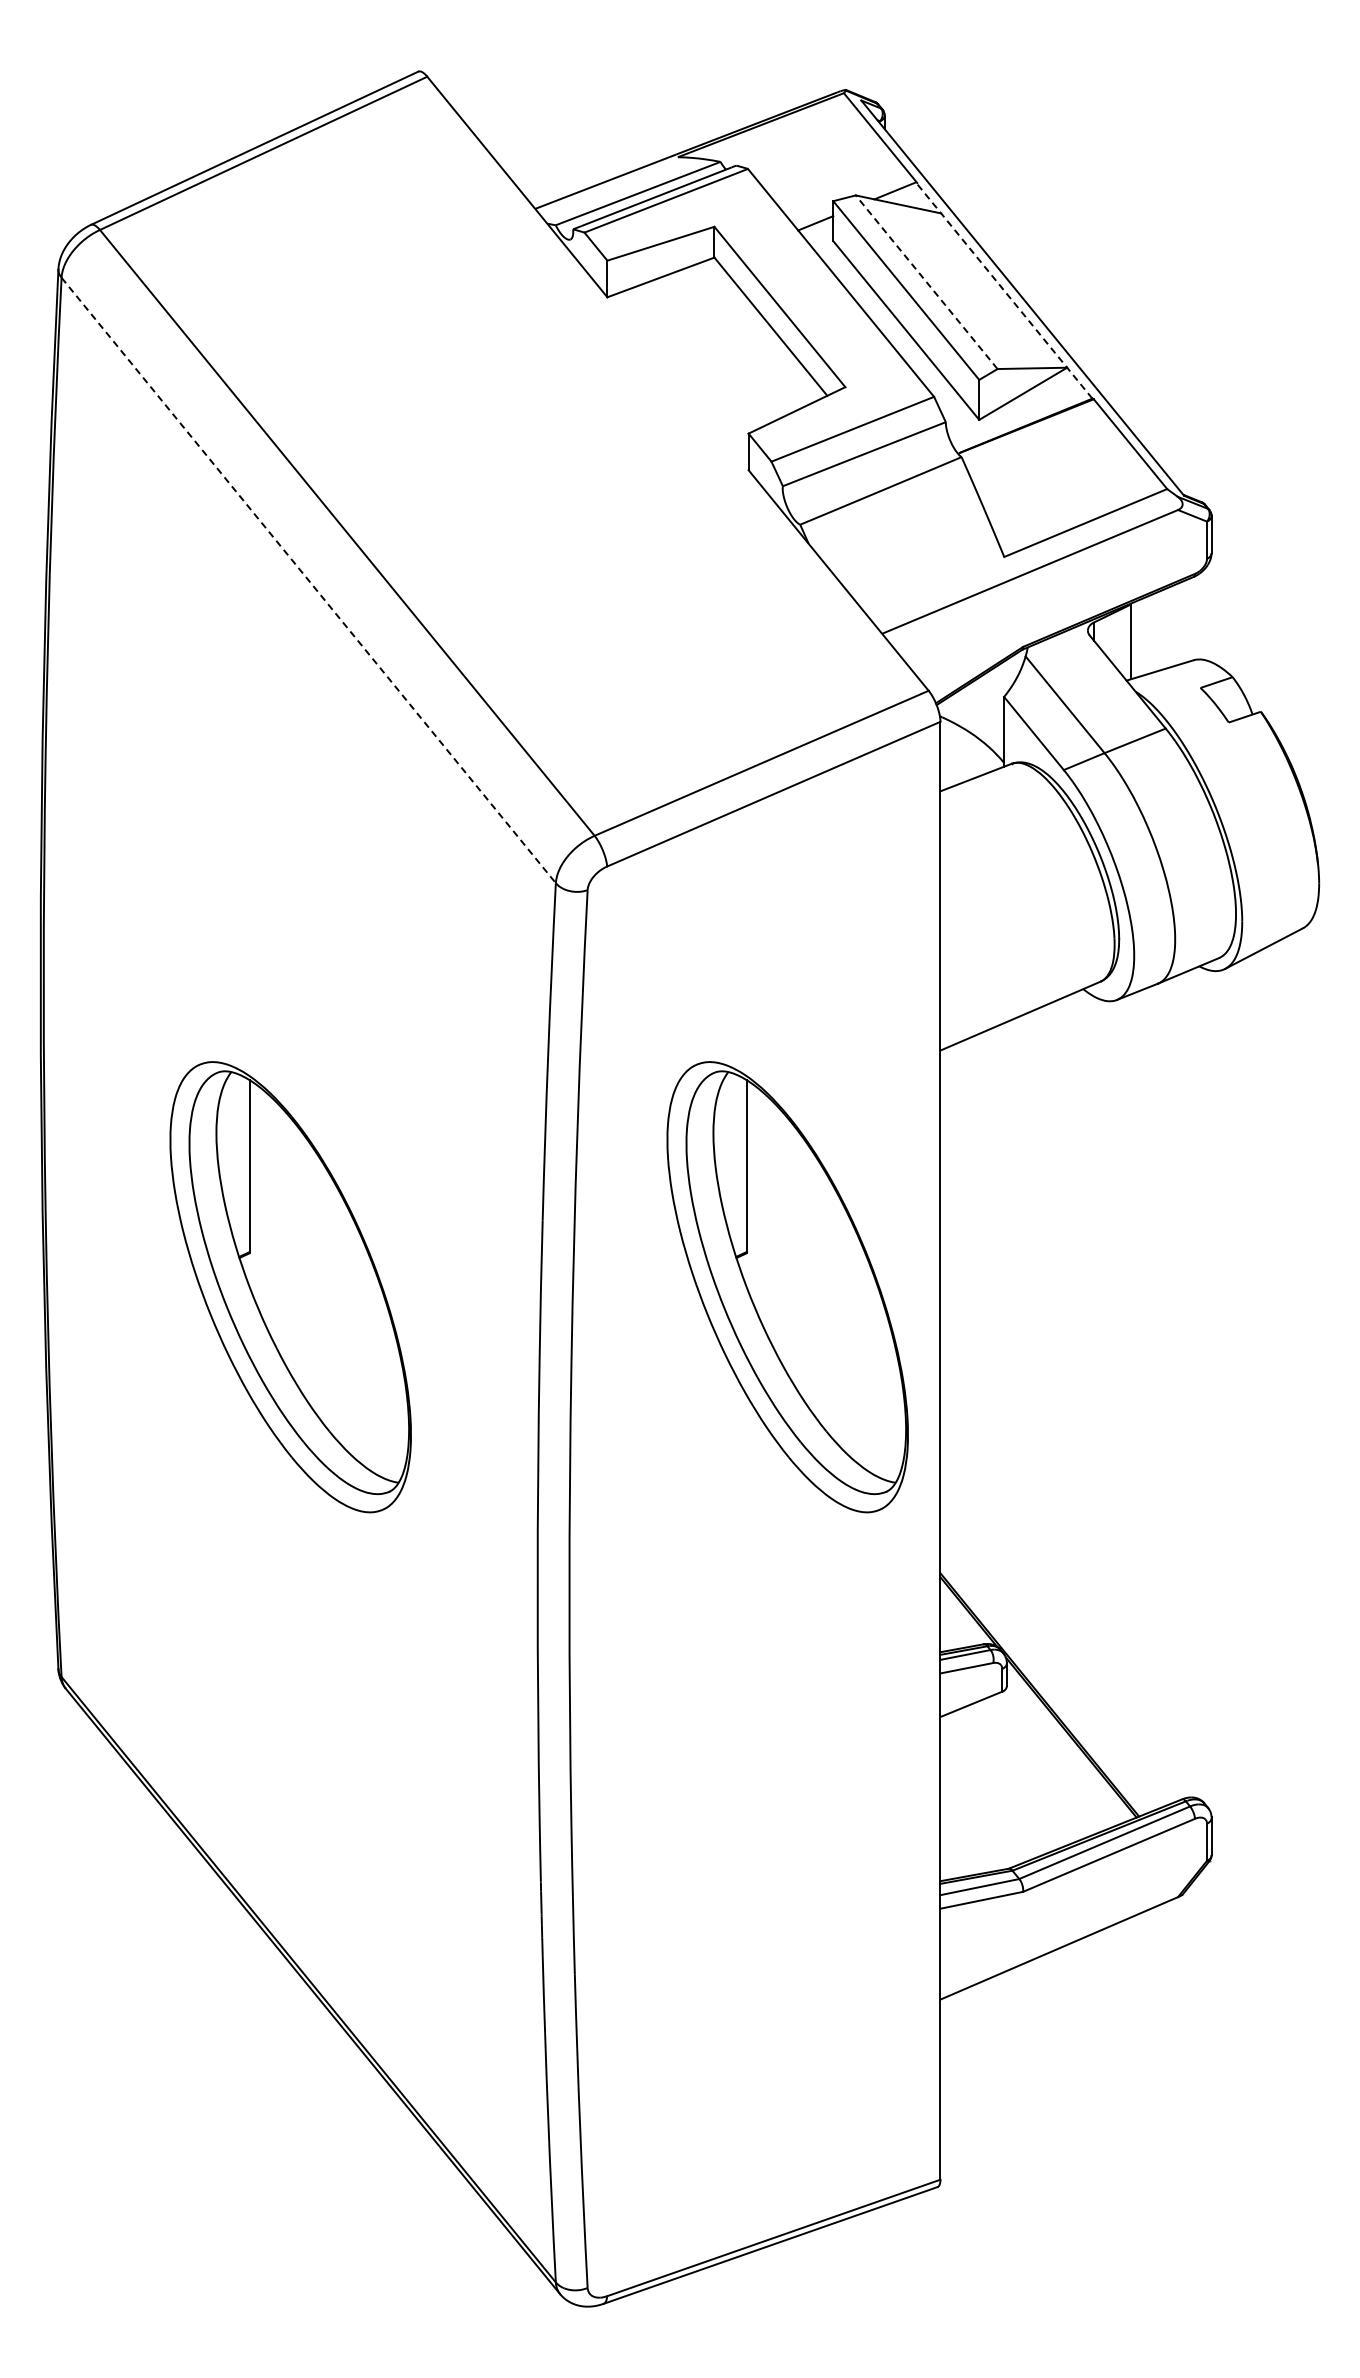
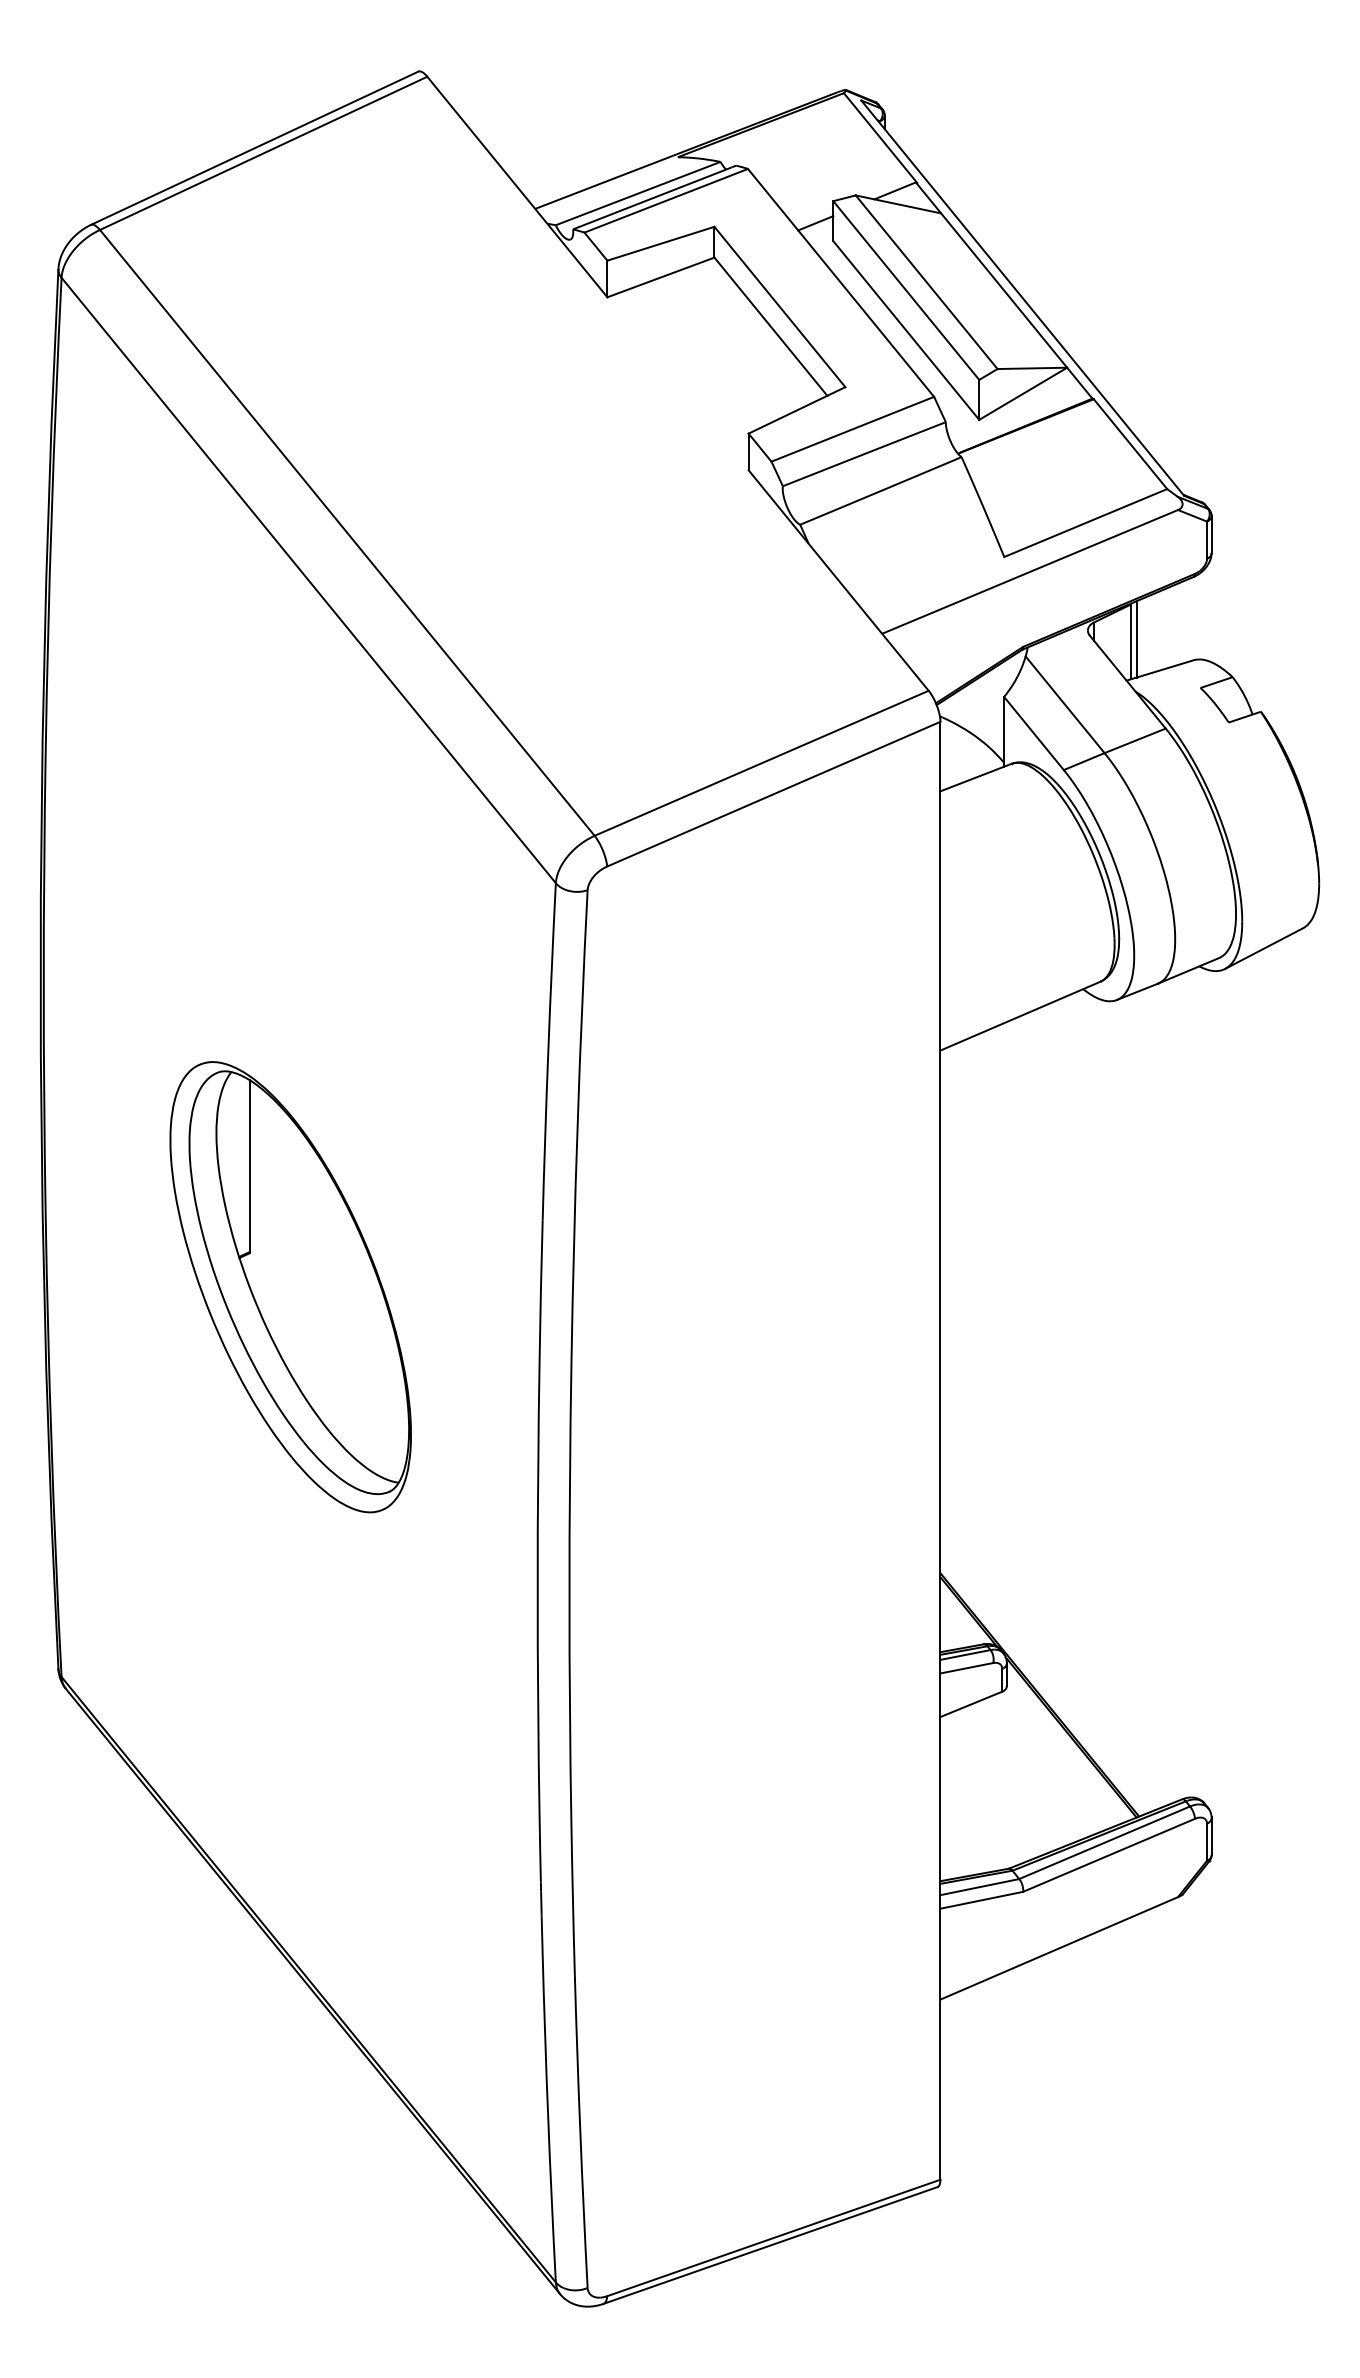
line: dashed -> solid (926, 281)
line: dashed -> solid (1004, 290)
line: dashed -> solid (308, 580)
line: none -> present (1136, 639)
part: present -> none (787, 1287)
